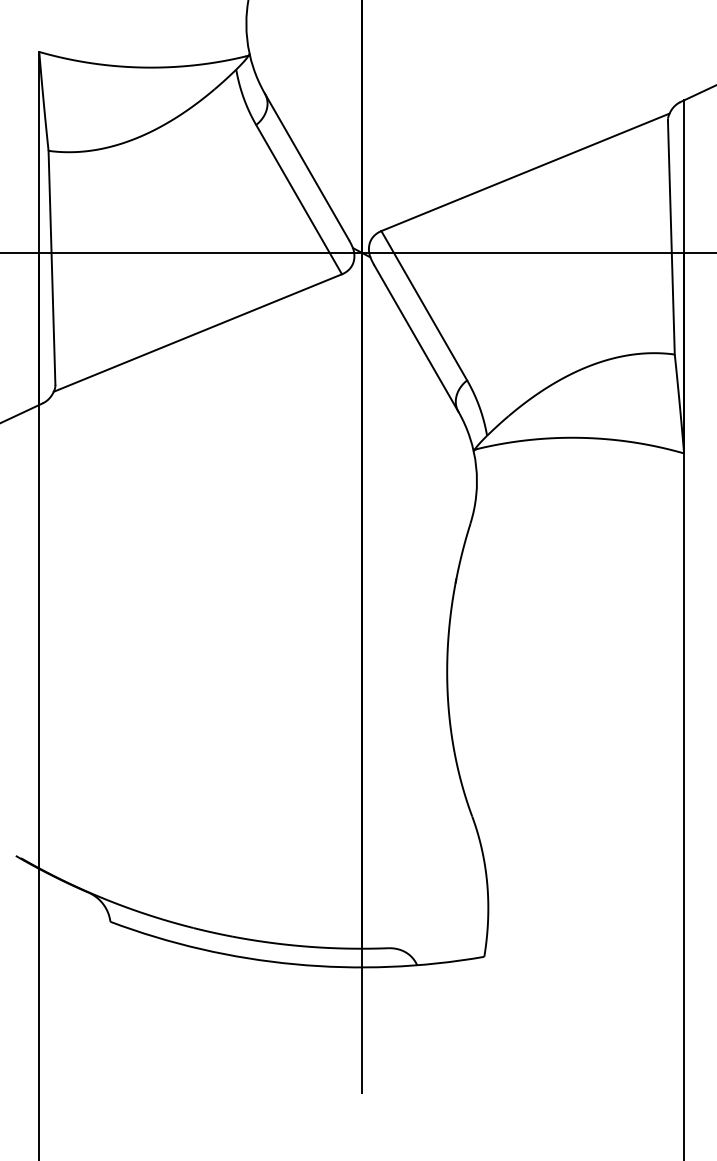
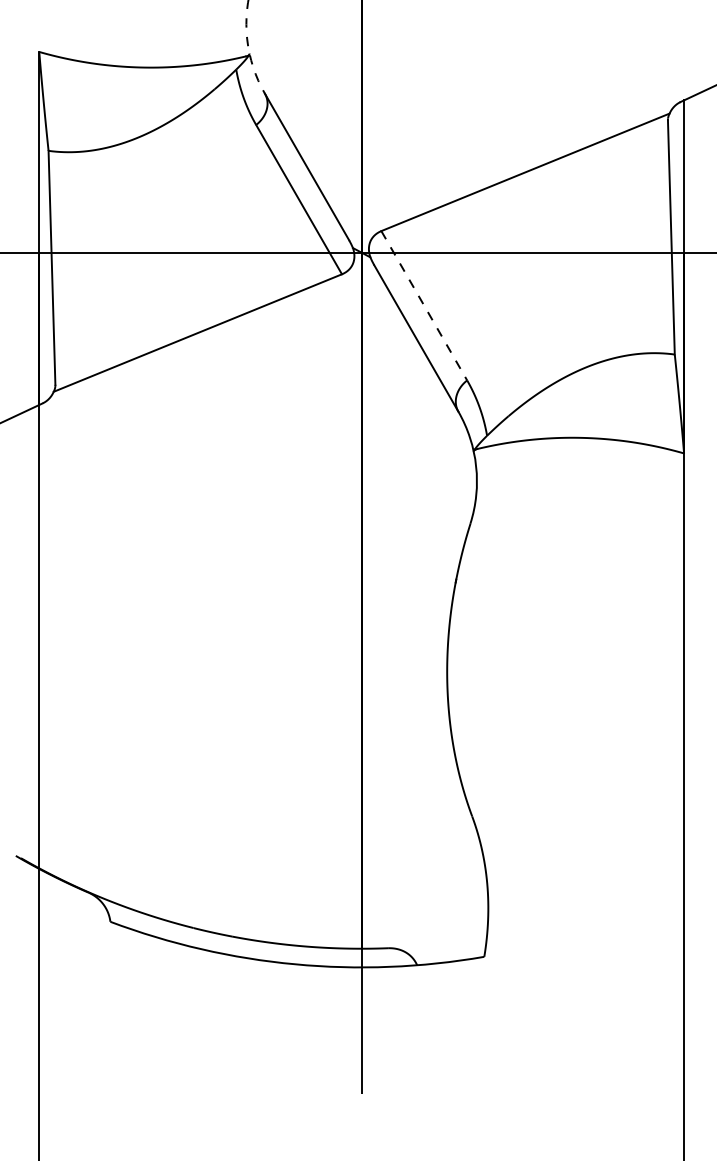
arc: solid -> dashed (248, 47)
line: solid -> dashed (424, 306)
